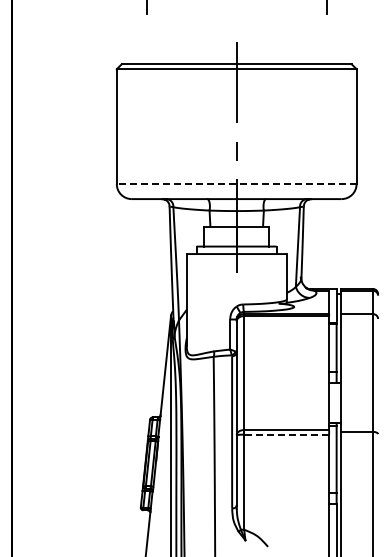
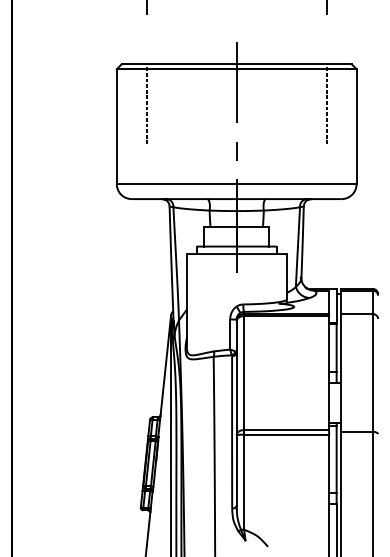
line: none -> present (146, 104)
line: none -> present (326, 104)
line: dashed -> solid (236, 184)
line: dashed -> solid (286, 434)
